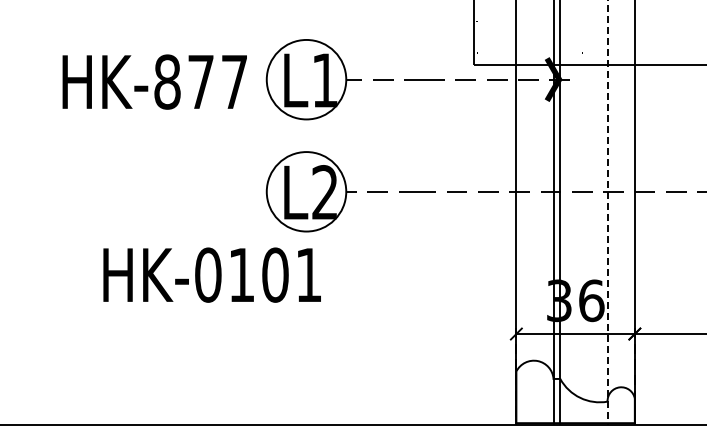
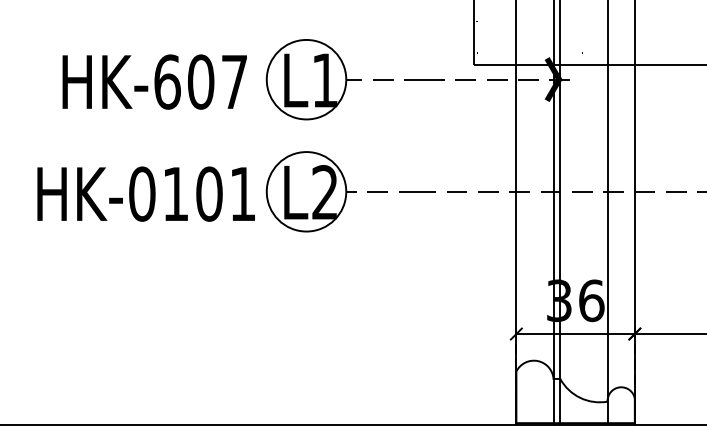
text: HK-877 -> HK-607 (184, 81)
line: dashed -> solid (607, 213)
text position: (211, 274) -> (145, 193) (145, 193)
